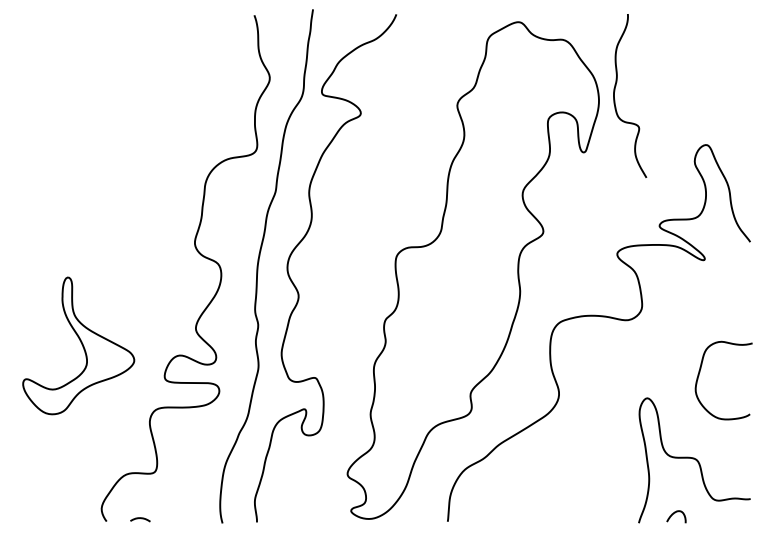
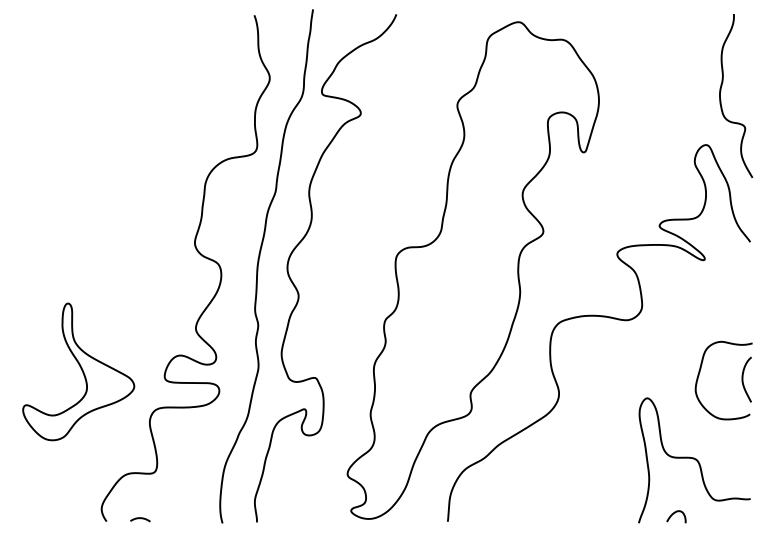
curve position: (615, 91) -> (721, 91) (721, 91)
part position: (78, 345) -> (78, 371) (78, 371)
curve: none -> present (743, 379)
